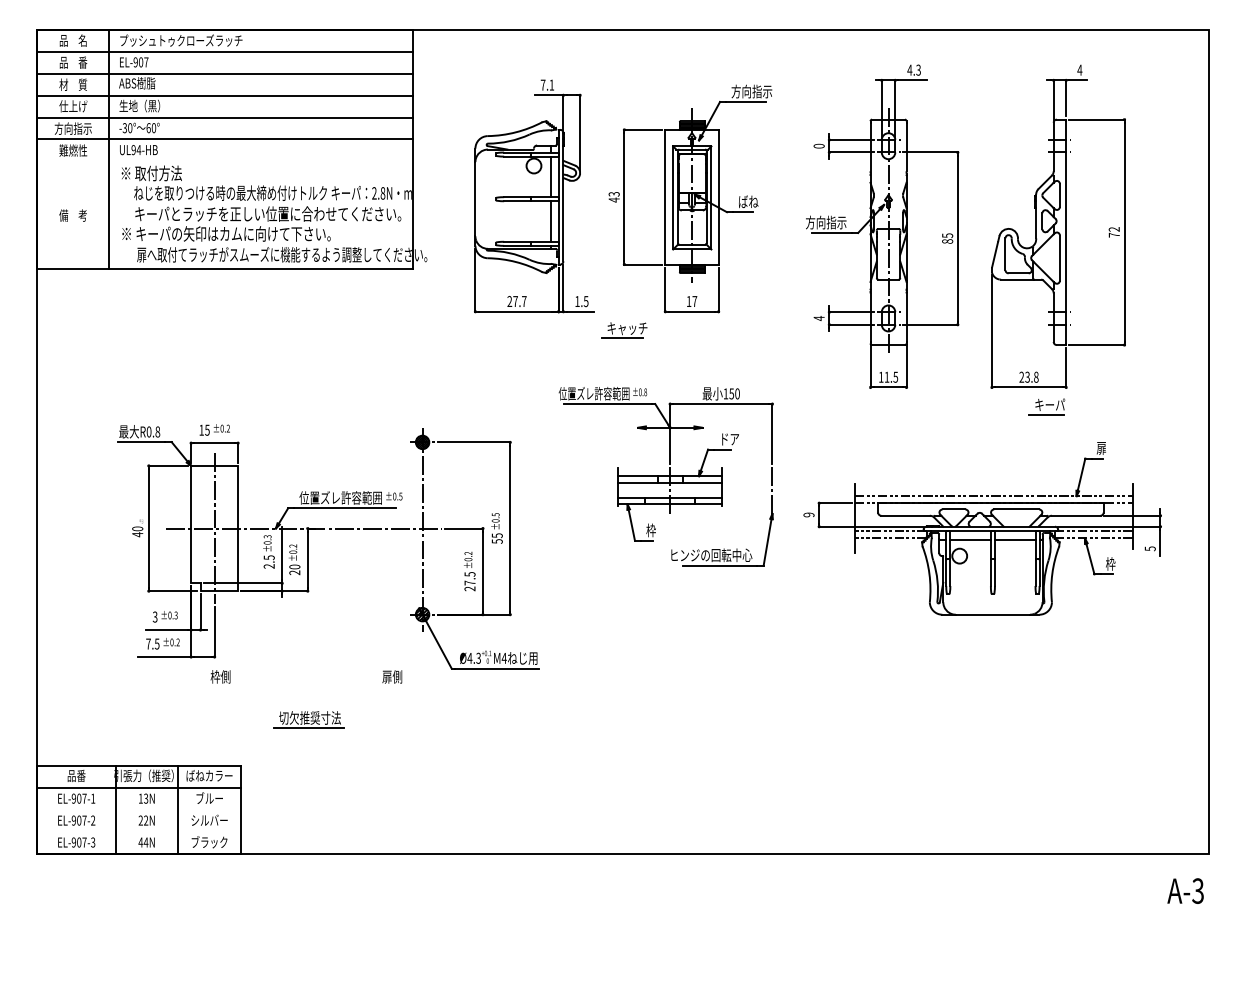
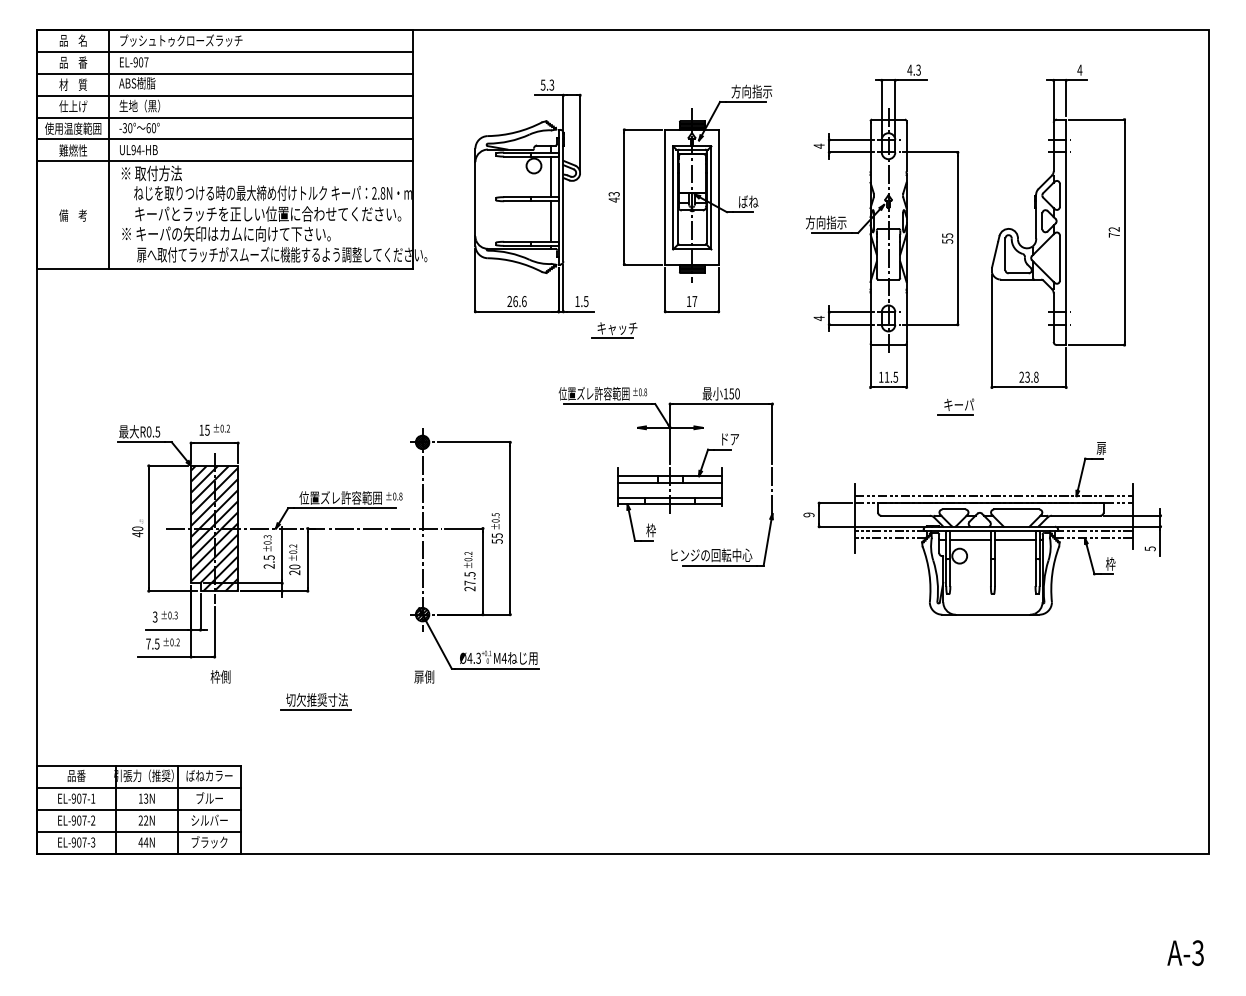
text: 7.1 -> 5.3 (547, 84)
text: 方向指示 -> 使用温度範囲 (73, 128)
text: 0 -> 4 (818, 145)
line: none -> present (224, 161)
text: 85 -> 55 (947, 241)
text: 27.7 -> 26.6 (519, 301)
part position: (624, 330) -> (614, 330) (614, 330)
part position: (1046, 406) -> (955, 406) (955, 406)
text: R0.8 -> R0.5 (157, 431)
text: ±0.5 -> ±0.8 (400, 496)
hatch: none -> present (214, 528)
text position: (392, 676) -> (424, 676) (424, 676)
part position: (308, 719) -> (315, 701) (315, 701)
line: none -> present (138, 809)
line: none -> present (138, 831)
text position: (1185, 890) -> (1185, 952) (1185, 952)
